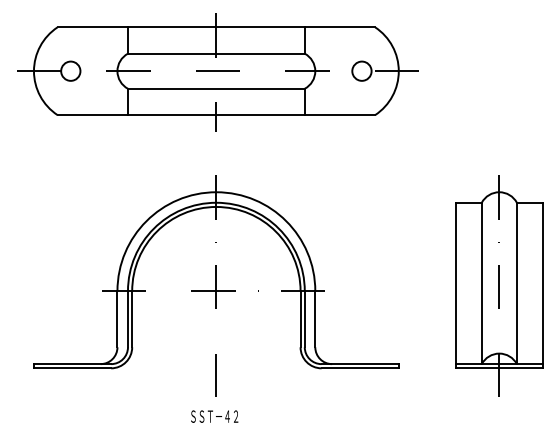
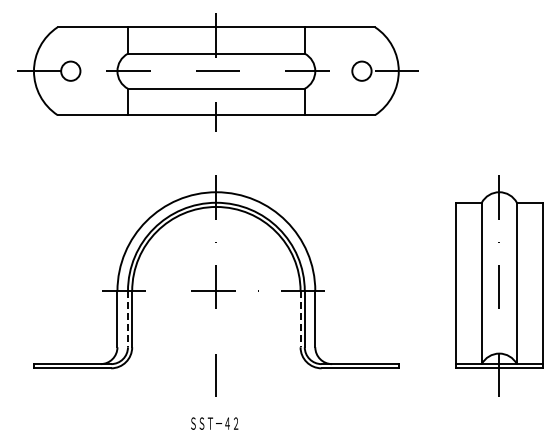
line: solid -> dashed (127, 319)
line: solid -> dashed (300, 319)
text position: (214, 416) -> (214, 423) (214, 423)
